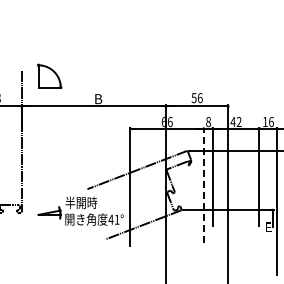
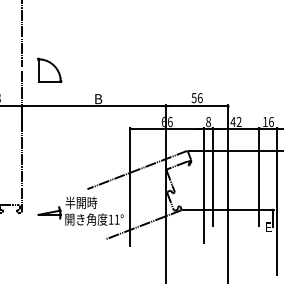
line: none -> present (21, 34)
part position: (49, 76) -> (49, 70) (49, 70)
line: dashed -> solid (203, 185)
text: 41° -> 11° (110, 219)
